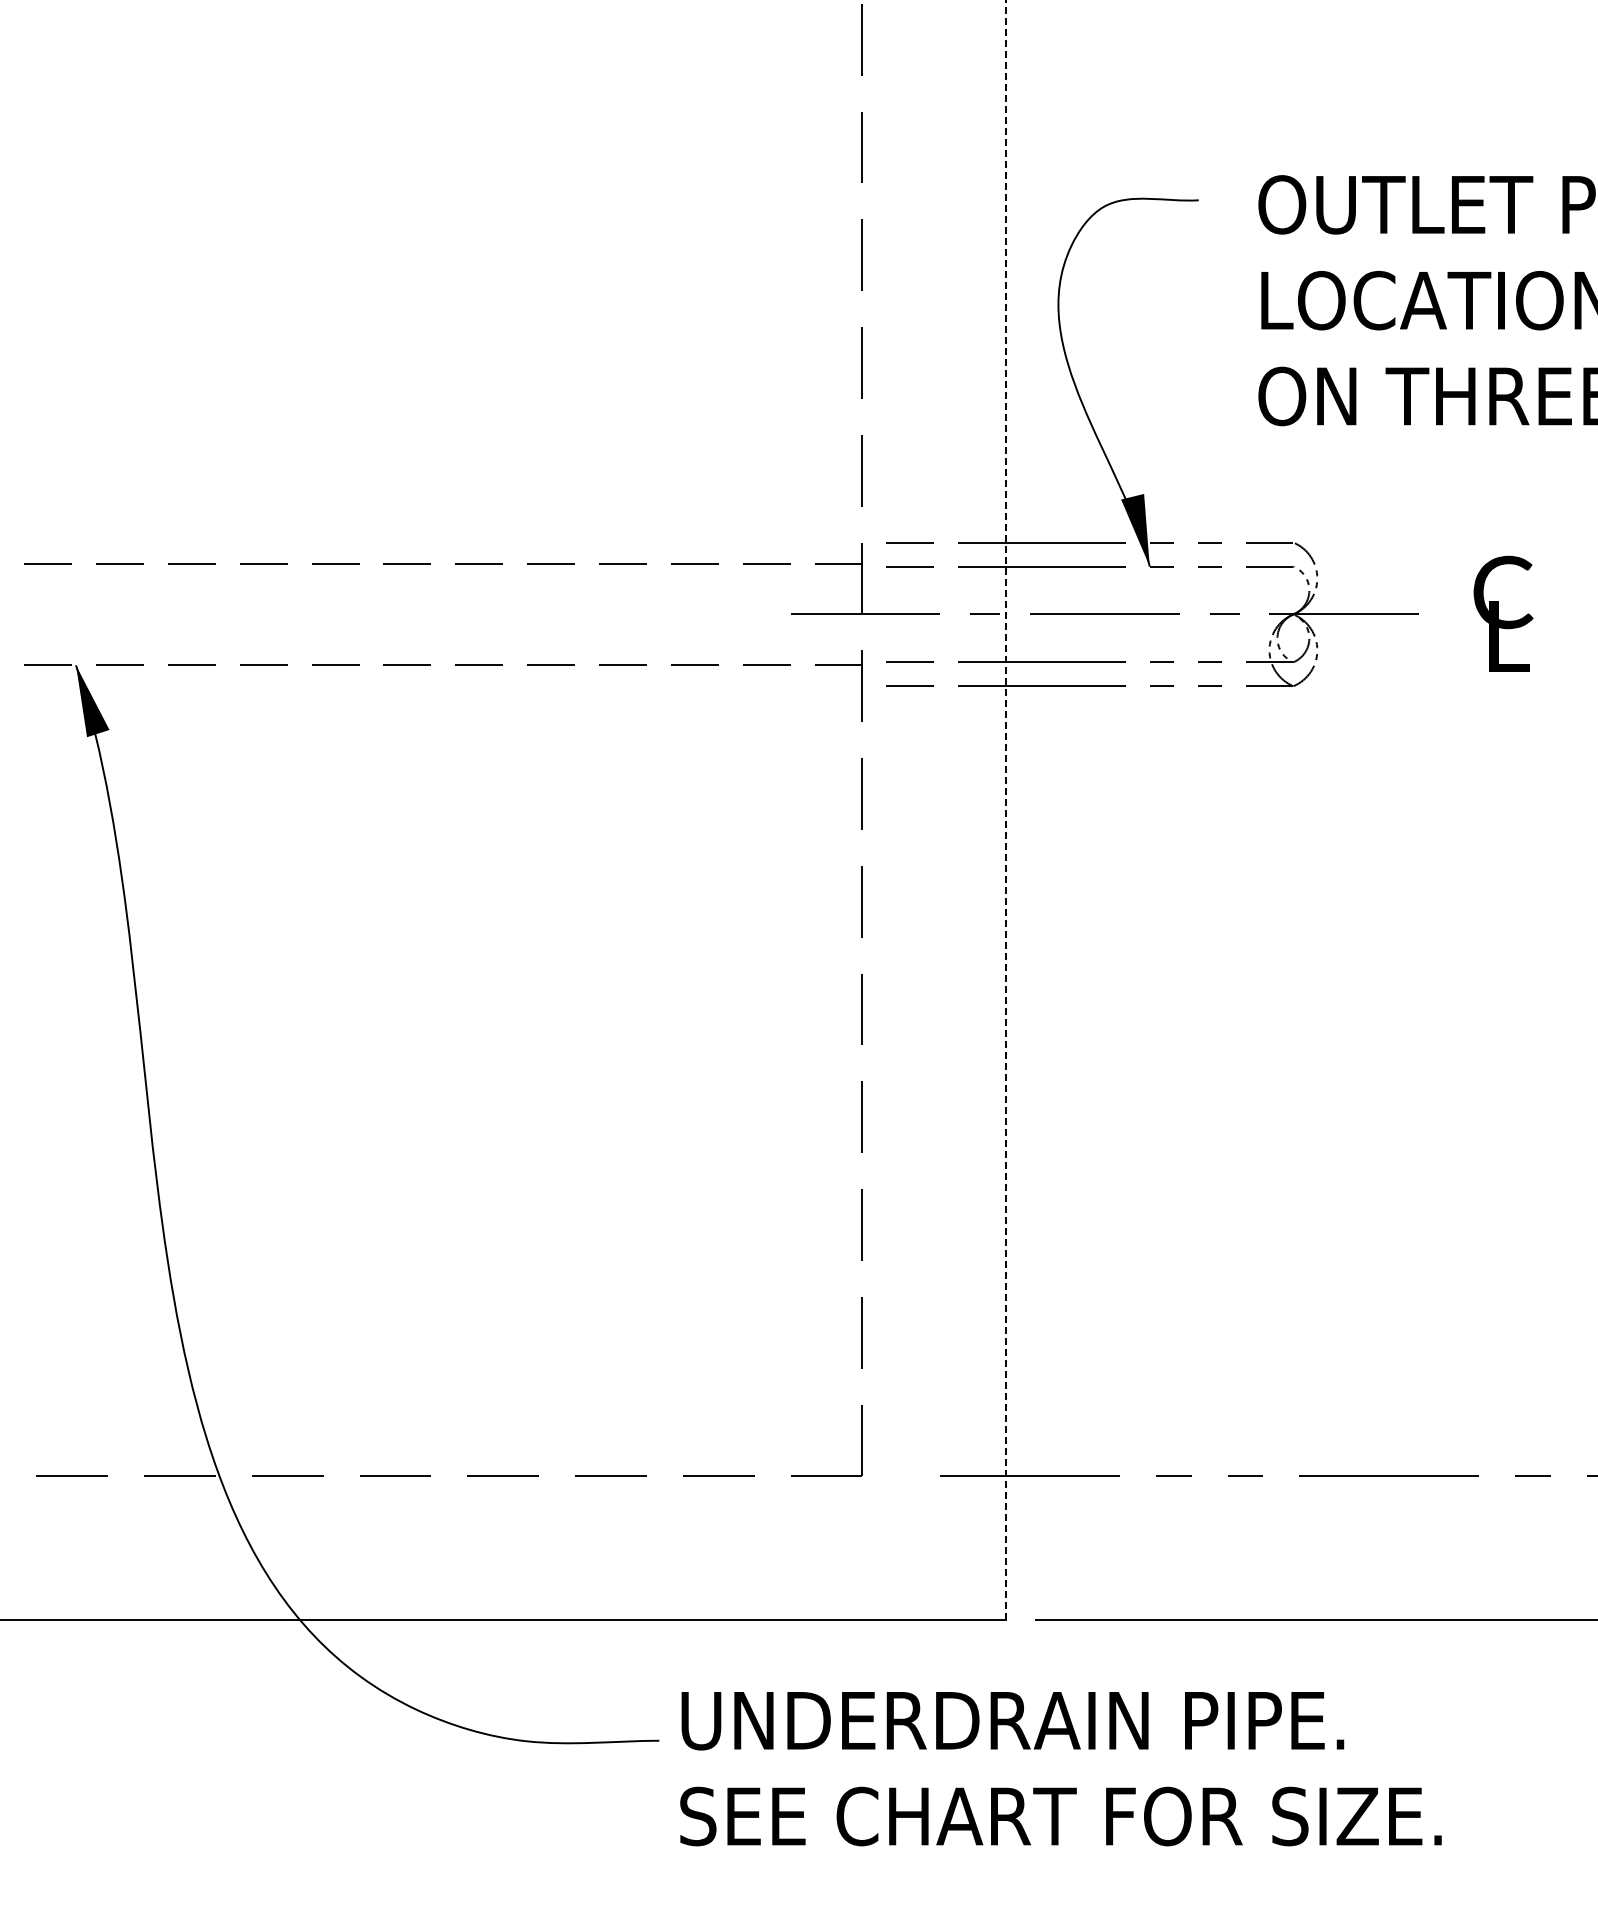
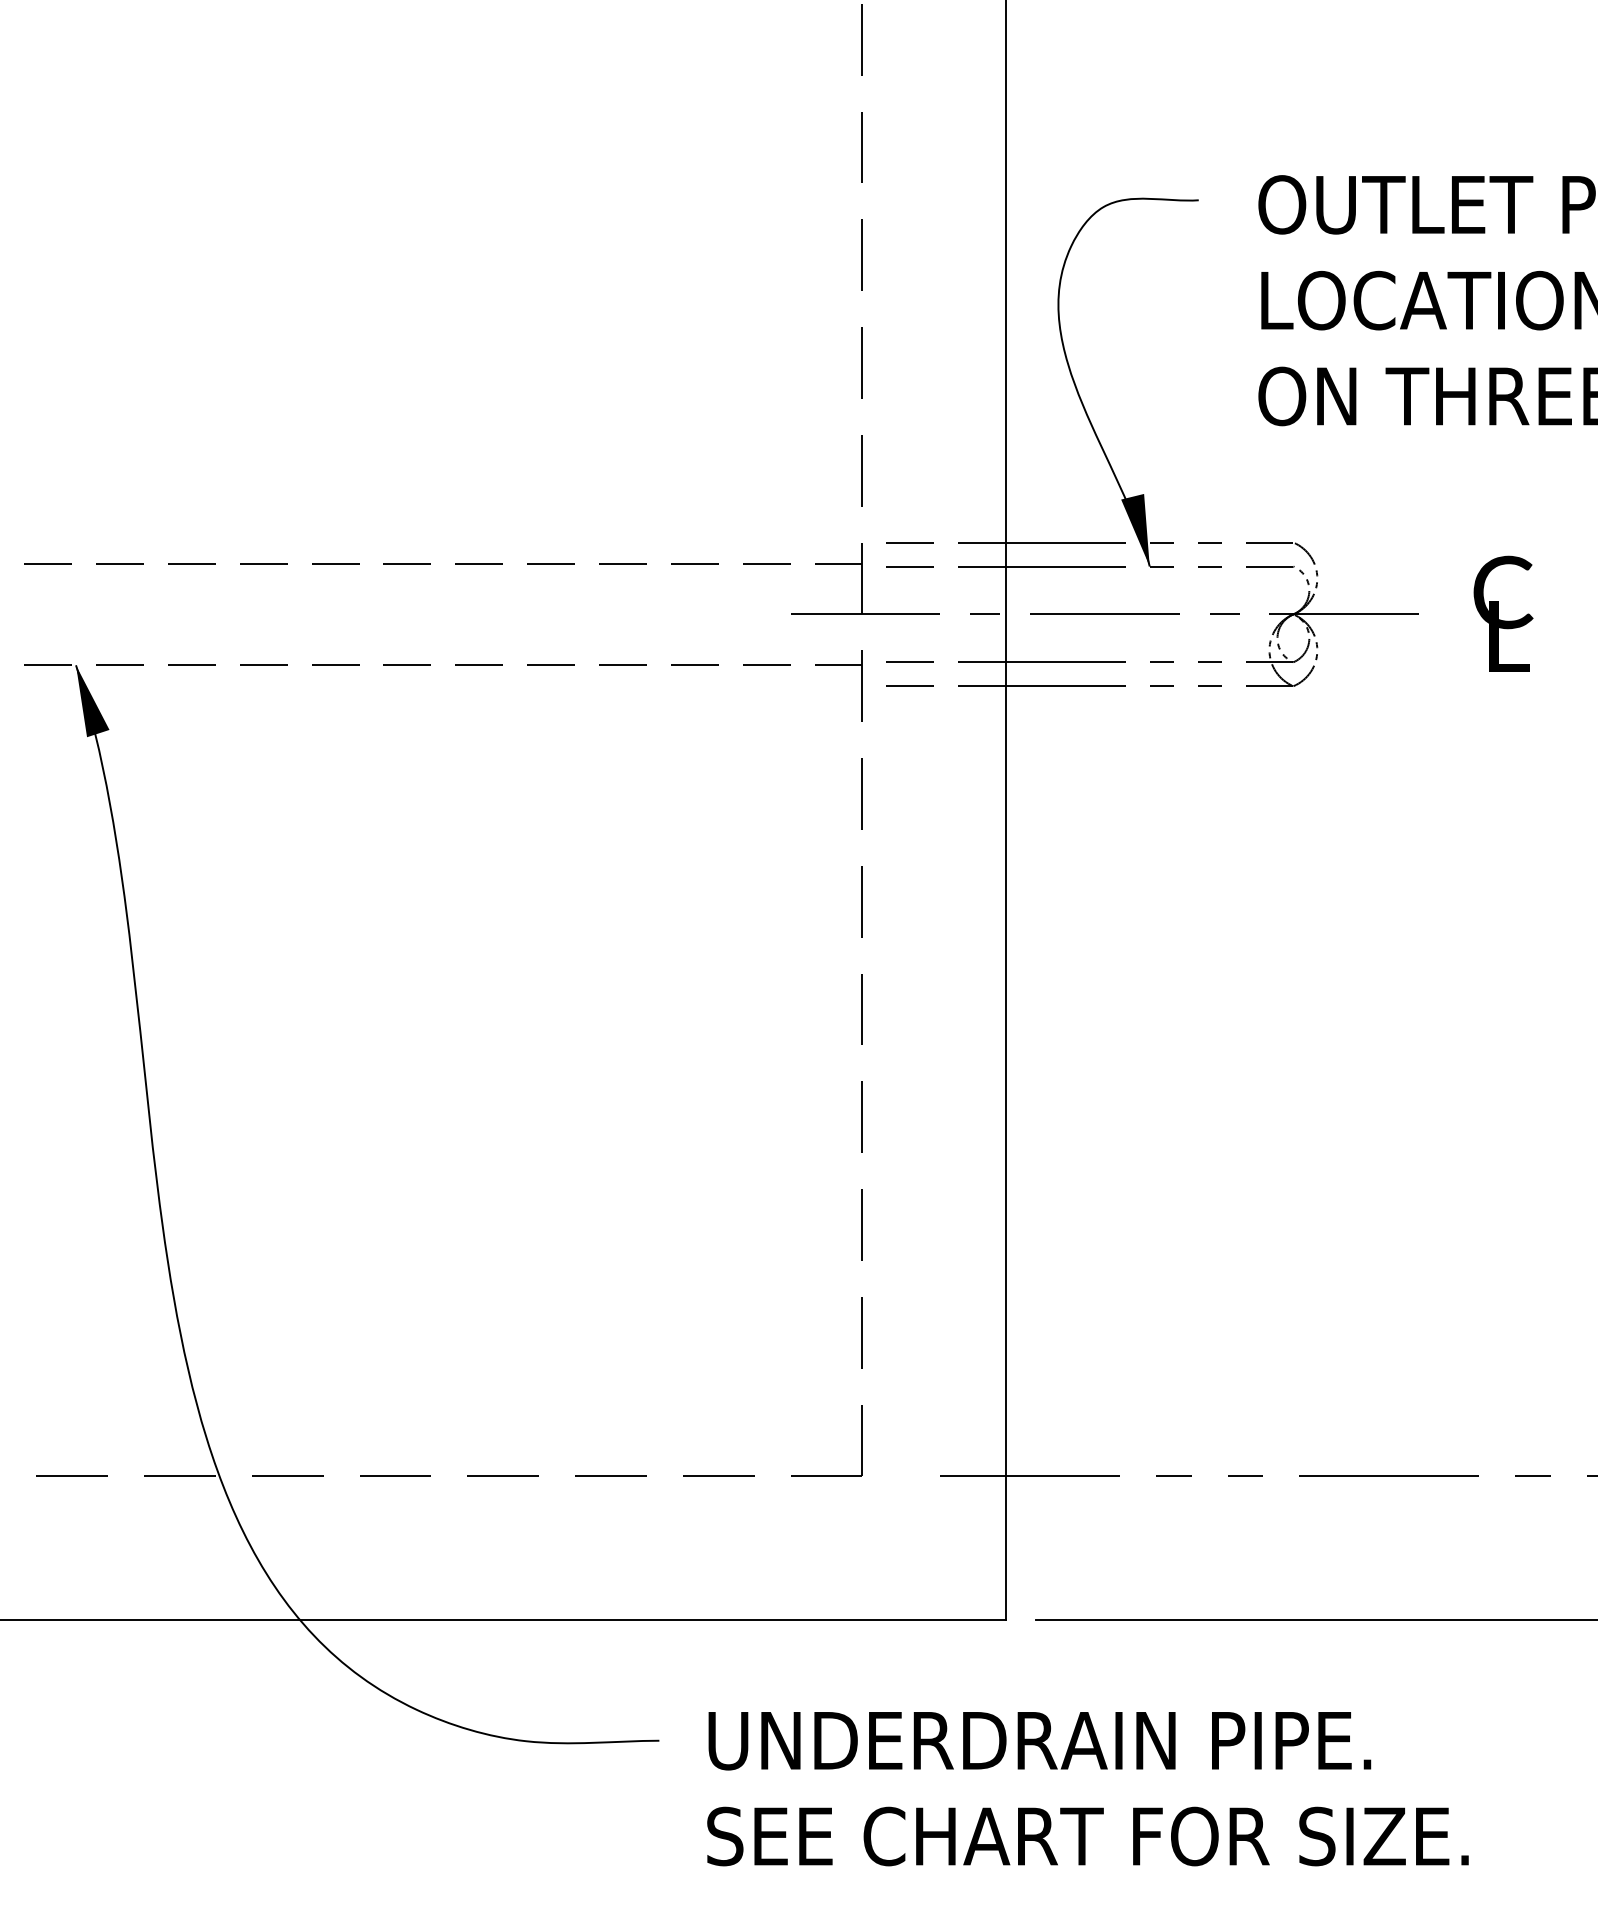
line: dashed -> solid (1006, 810)
text position: (1060, 1769) -> (1087, 1789) (1087, 1789)
